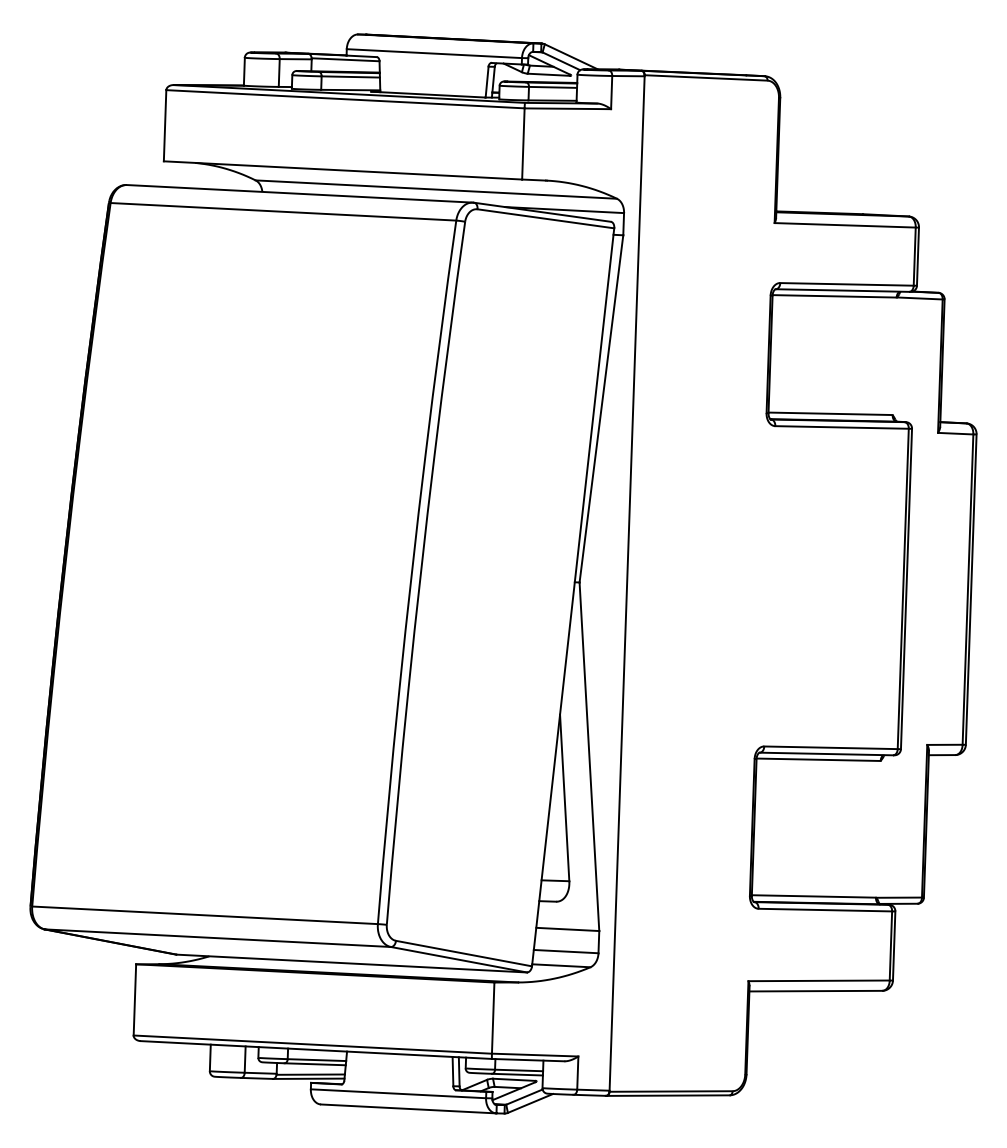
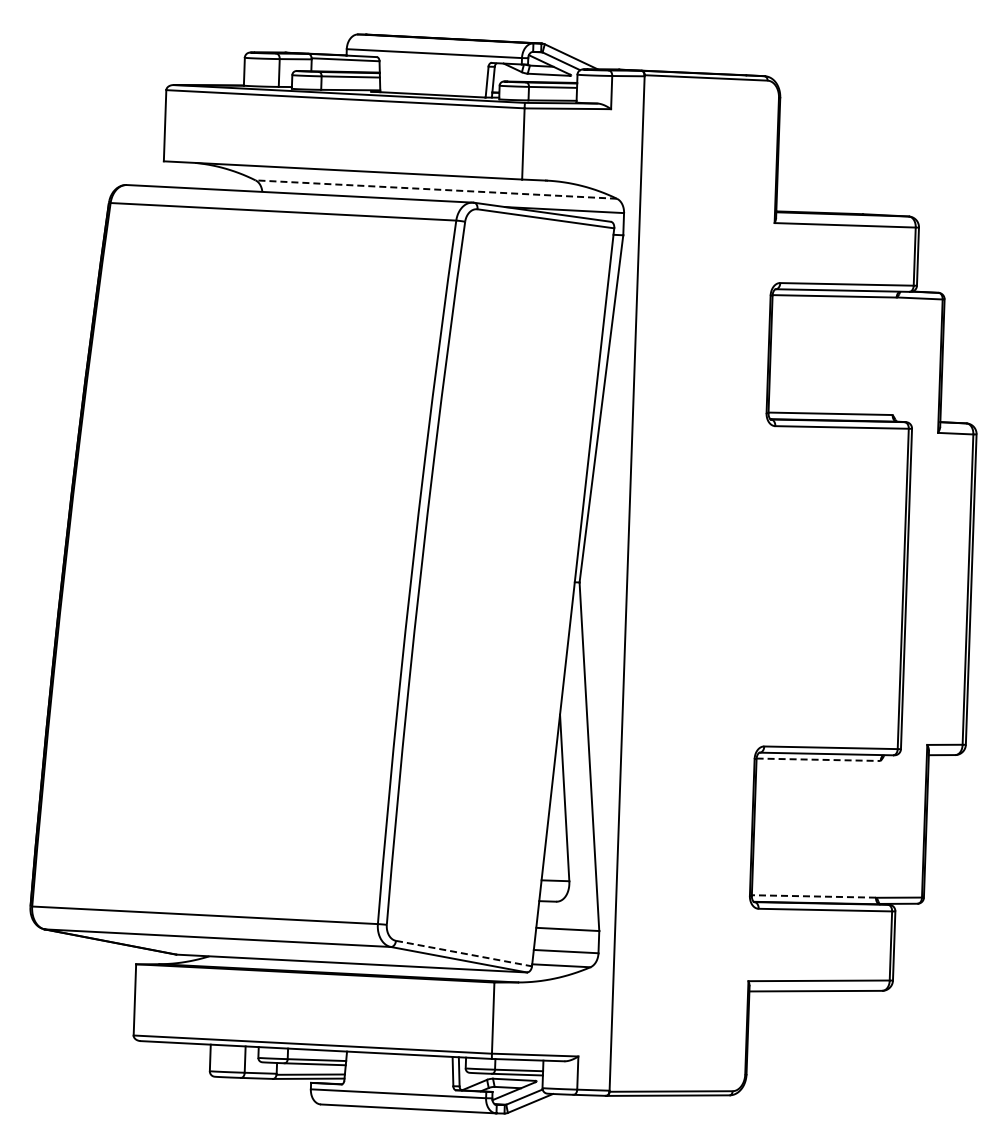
line: solid -> dashed (436, 189)
line: solid -> dashed (819, 759)
line: solid -> dashed (813, 896)
line: solid -> dashed (464, 953)
